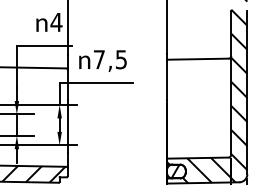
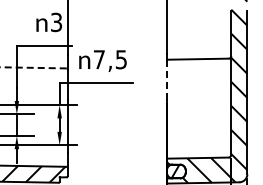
text: 4 -> 3 (56, 22)
line: solid -> dashed (33, 67)
line: solid -> dashed (166, 80)
